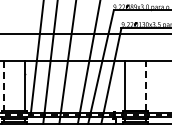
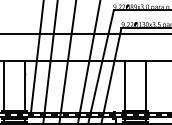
line: dashed -> solid (4, 85)
line: dashed -> solid (145, 85)
